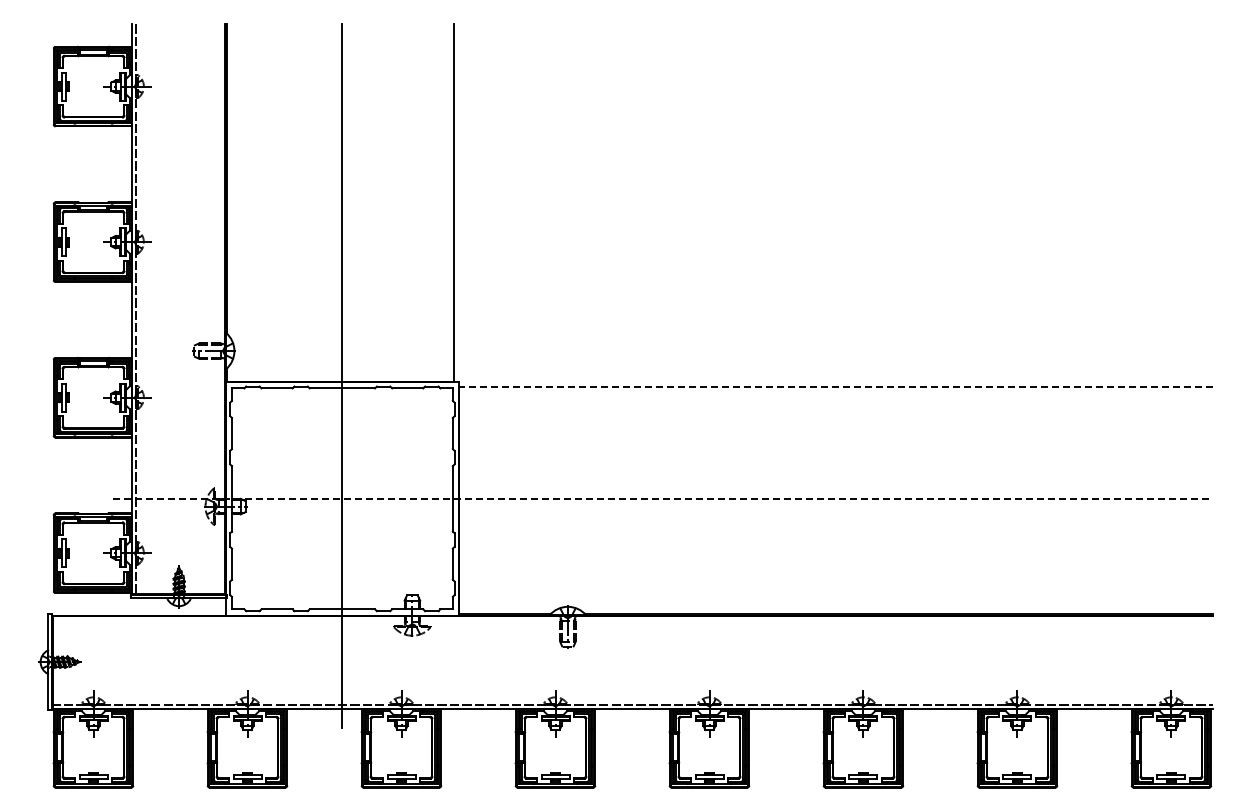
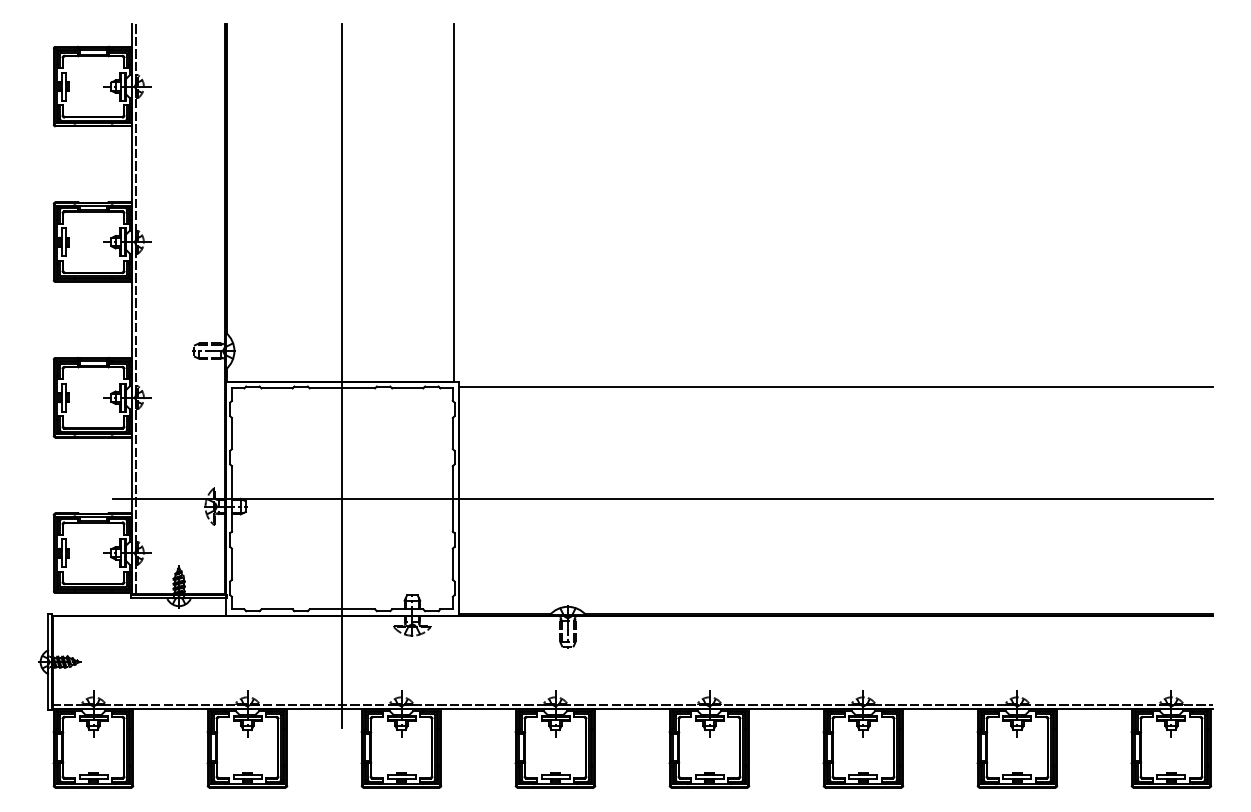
line: dashed -> solid (835, 386)
line: dashed -> solid (663, 498)
